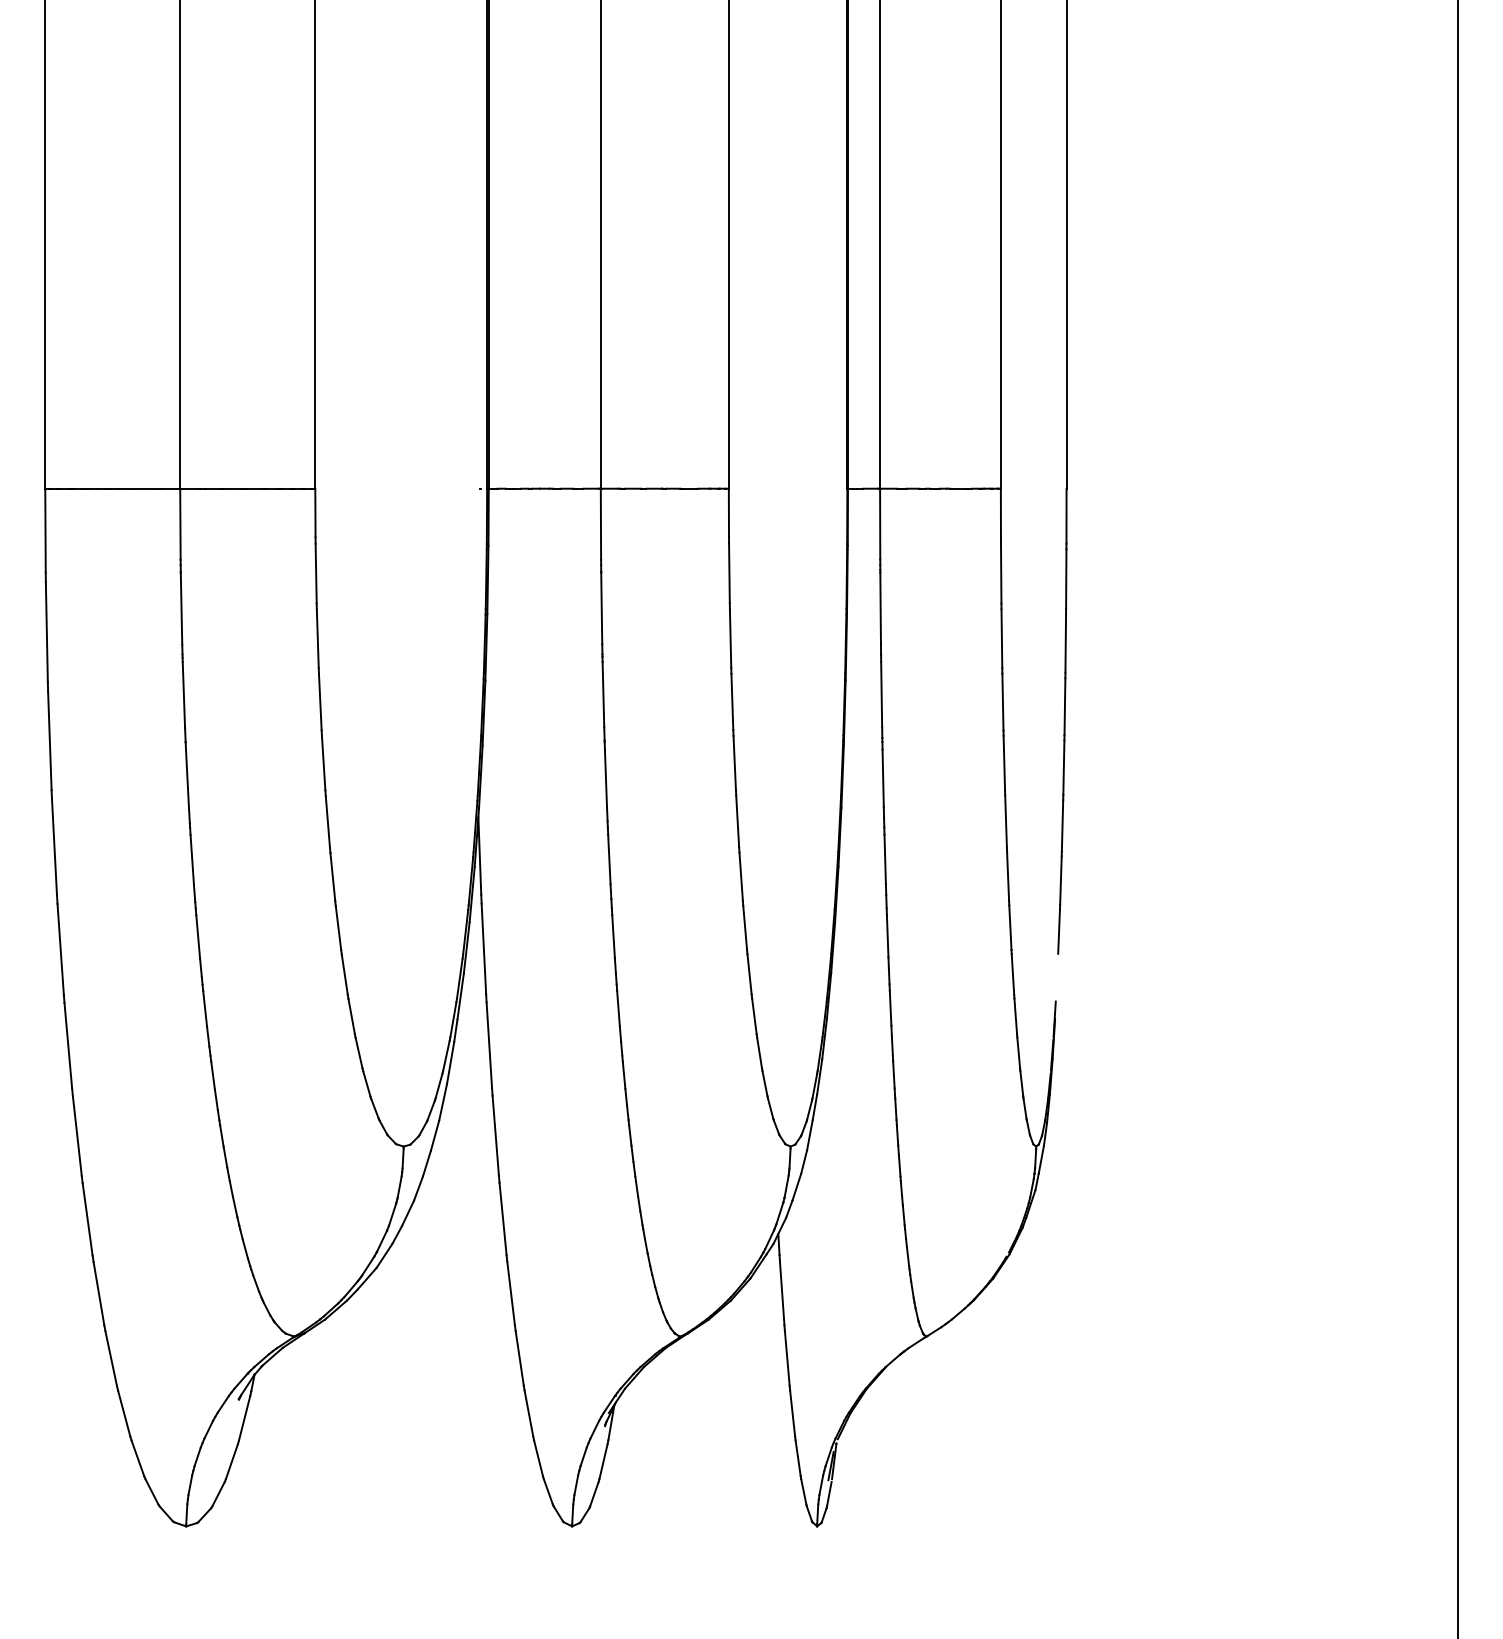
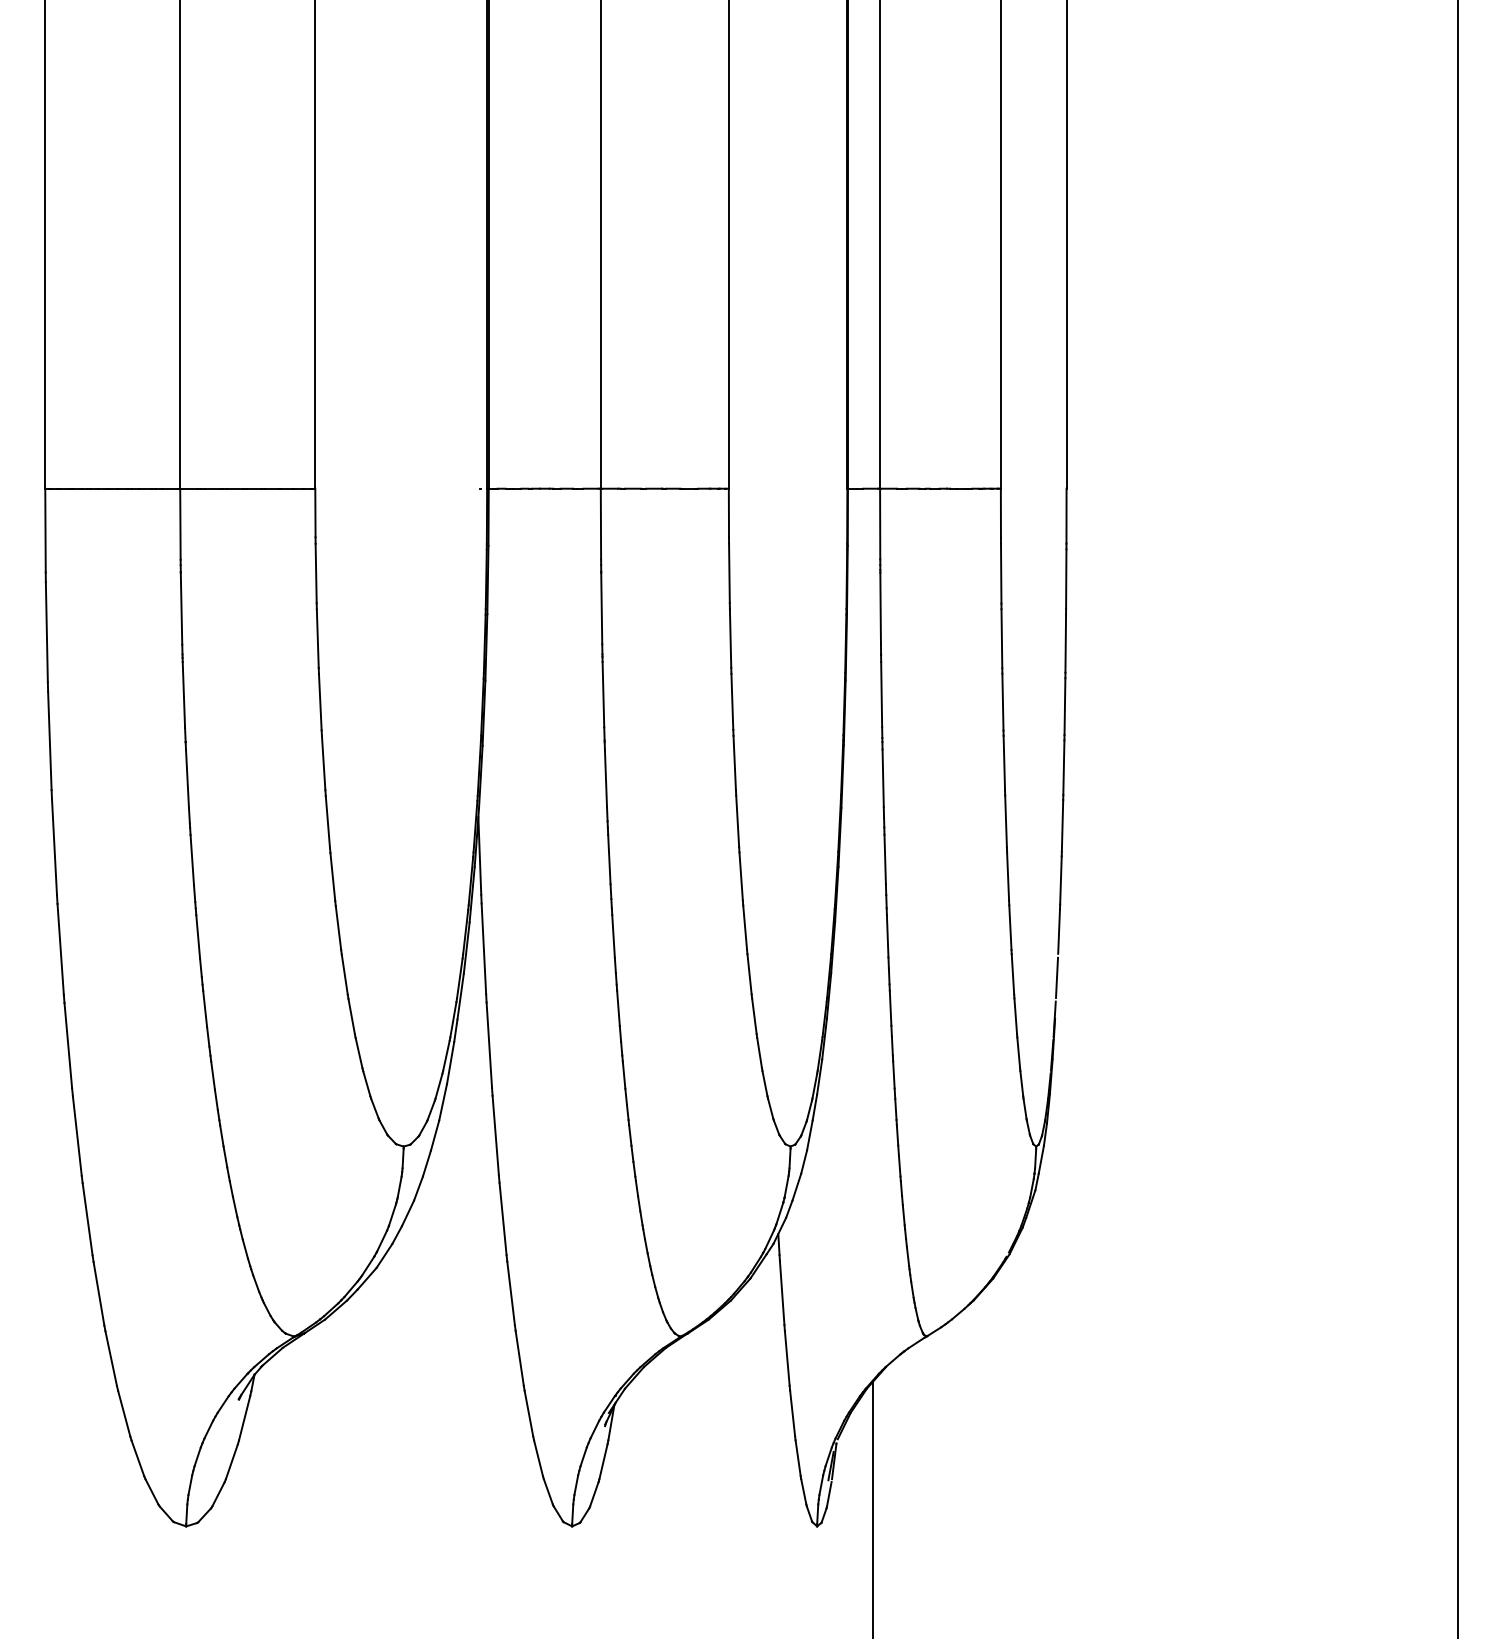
line: none -> present (1056, 977)
line: none -> present (872, 1508)
